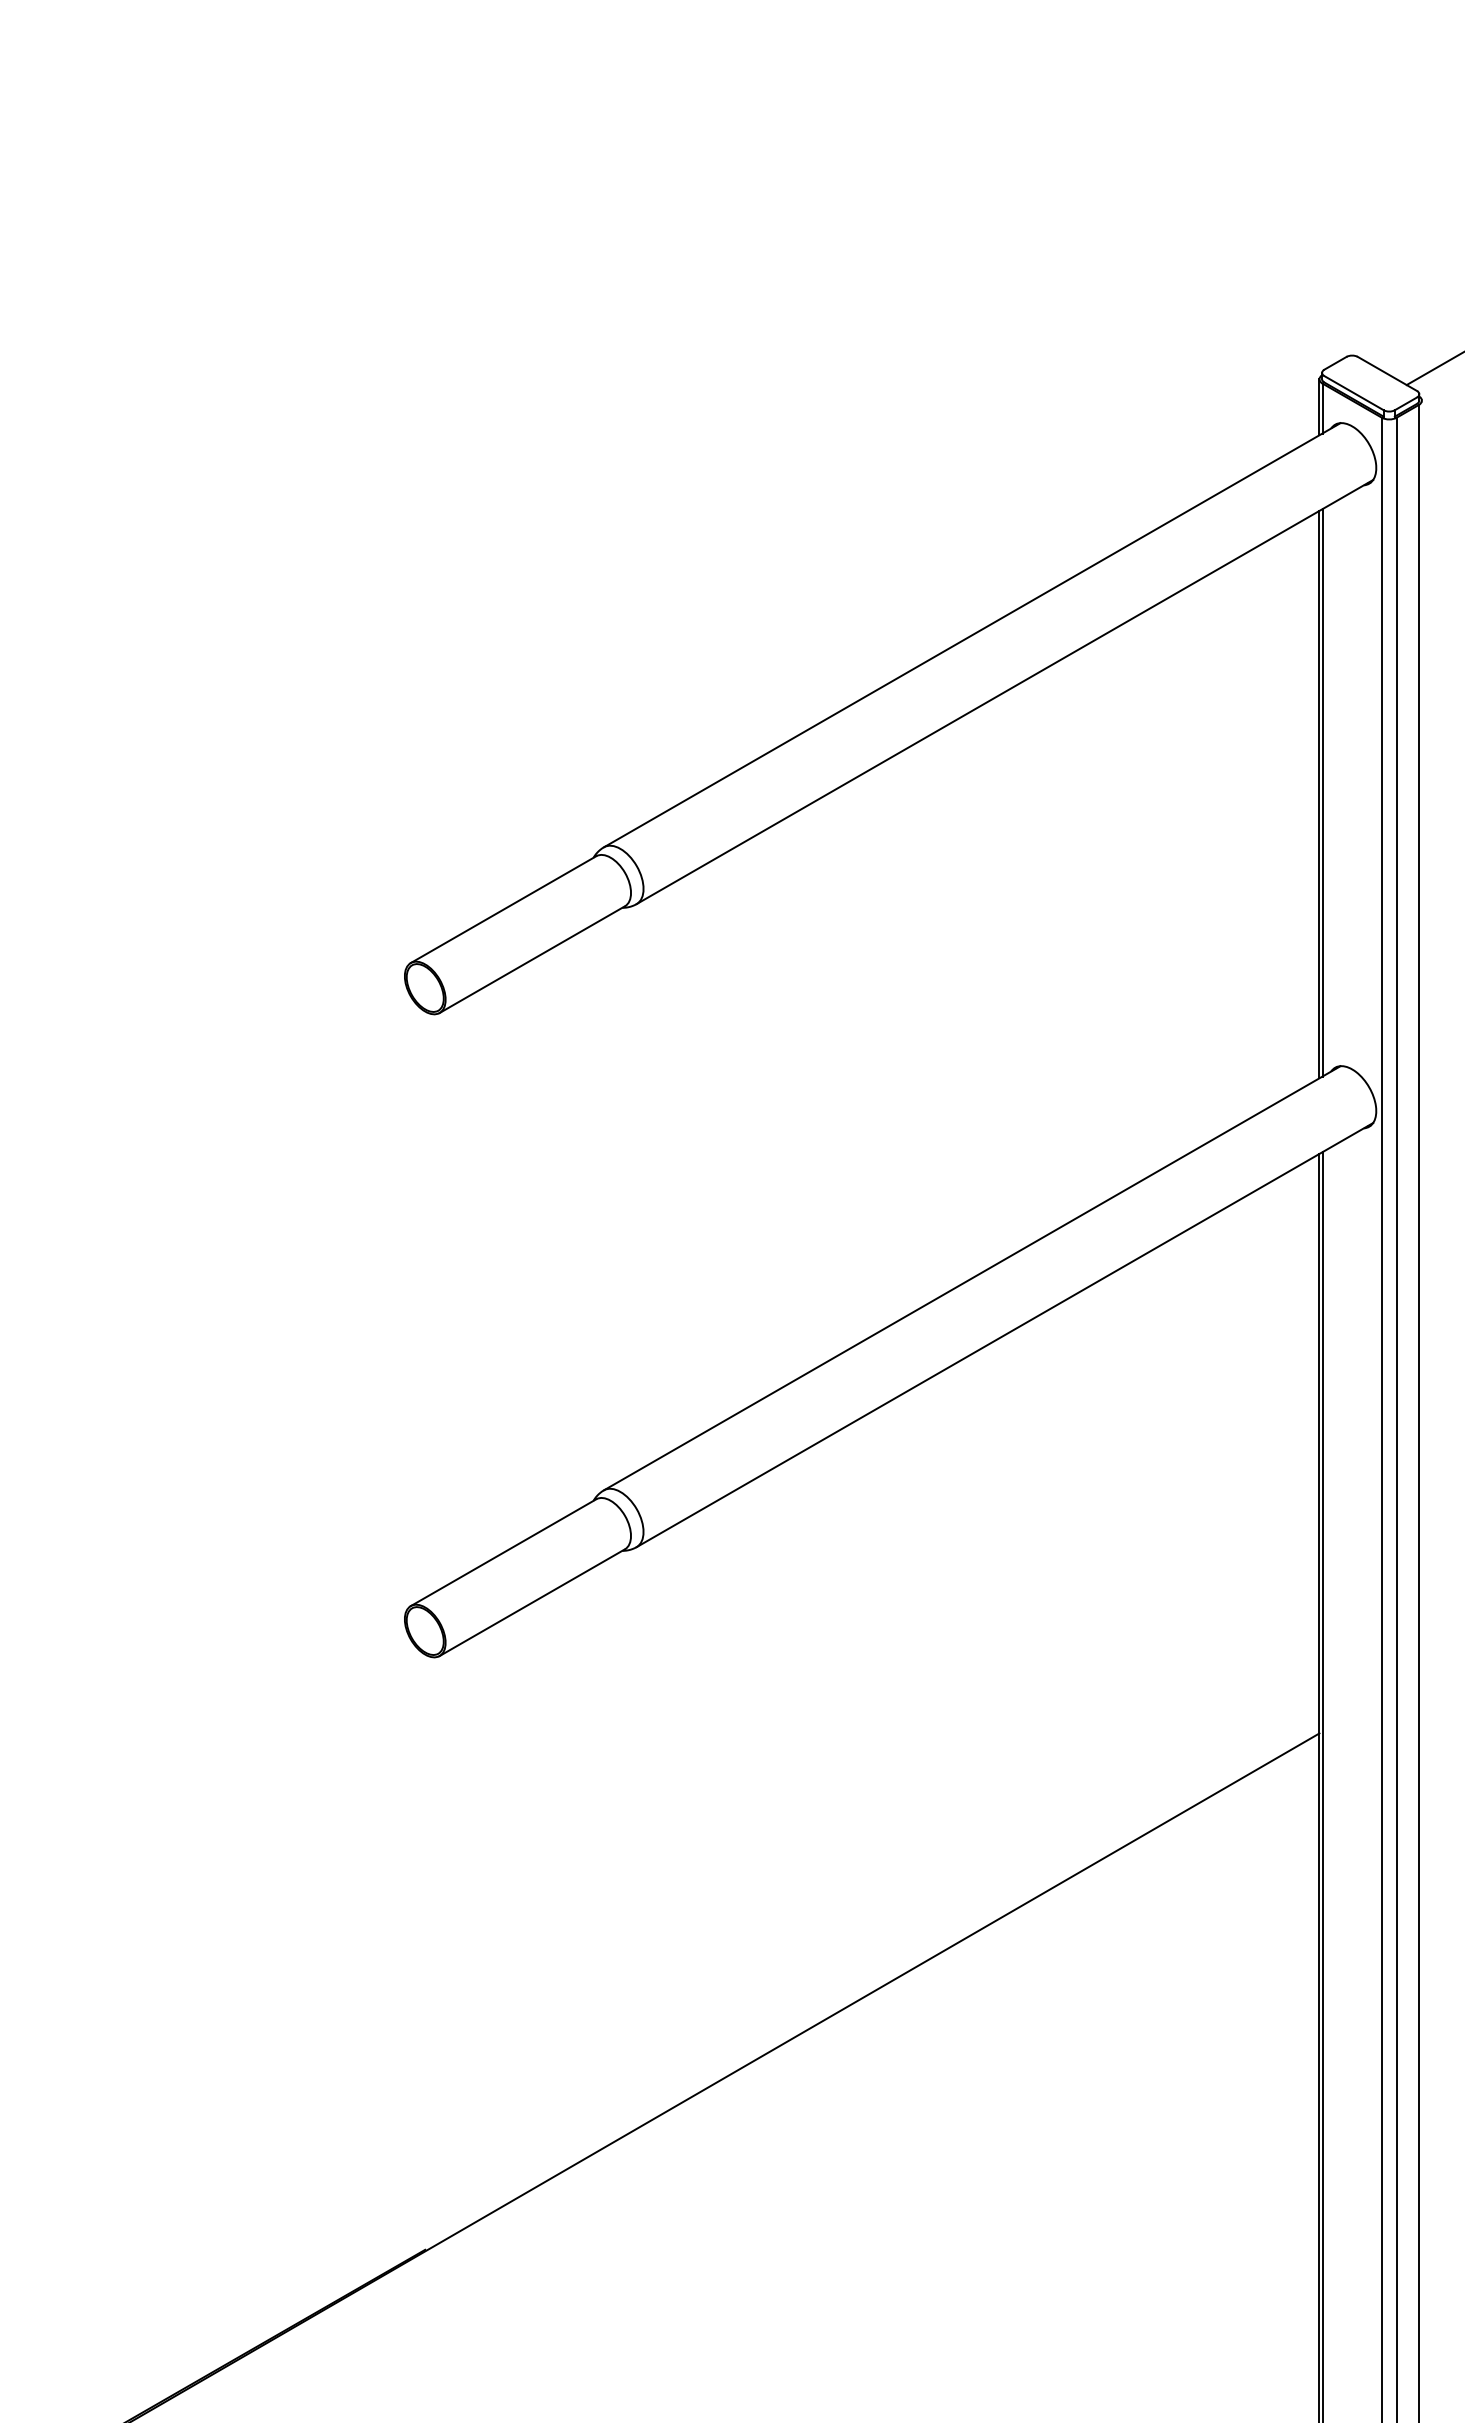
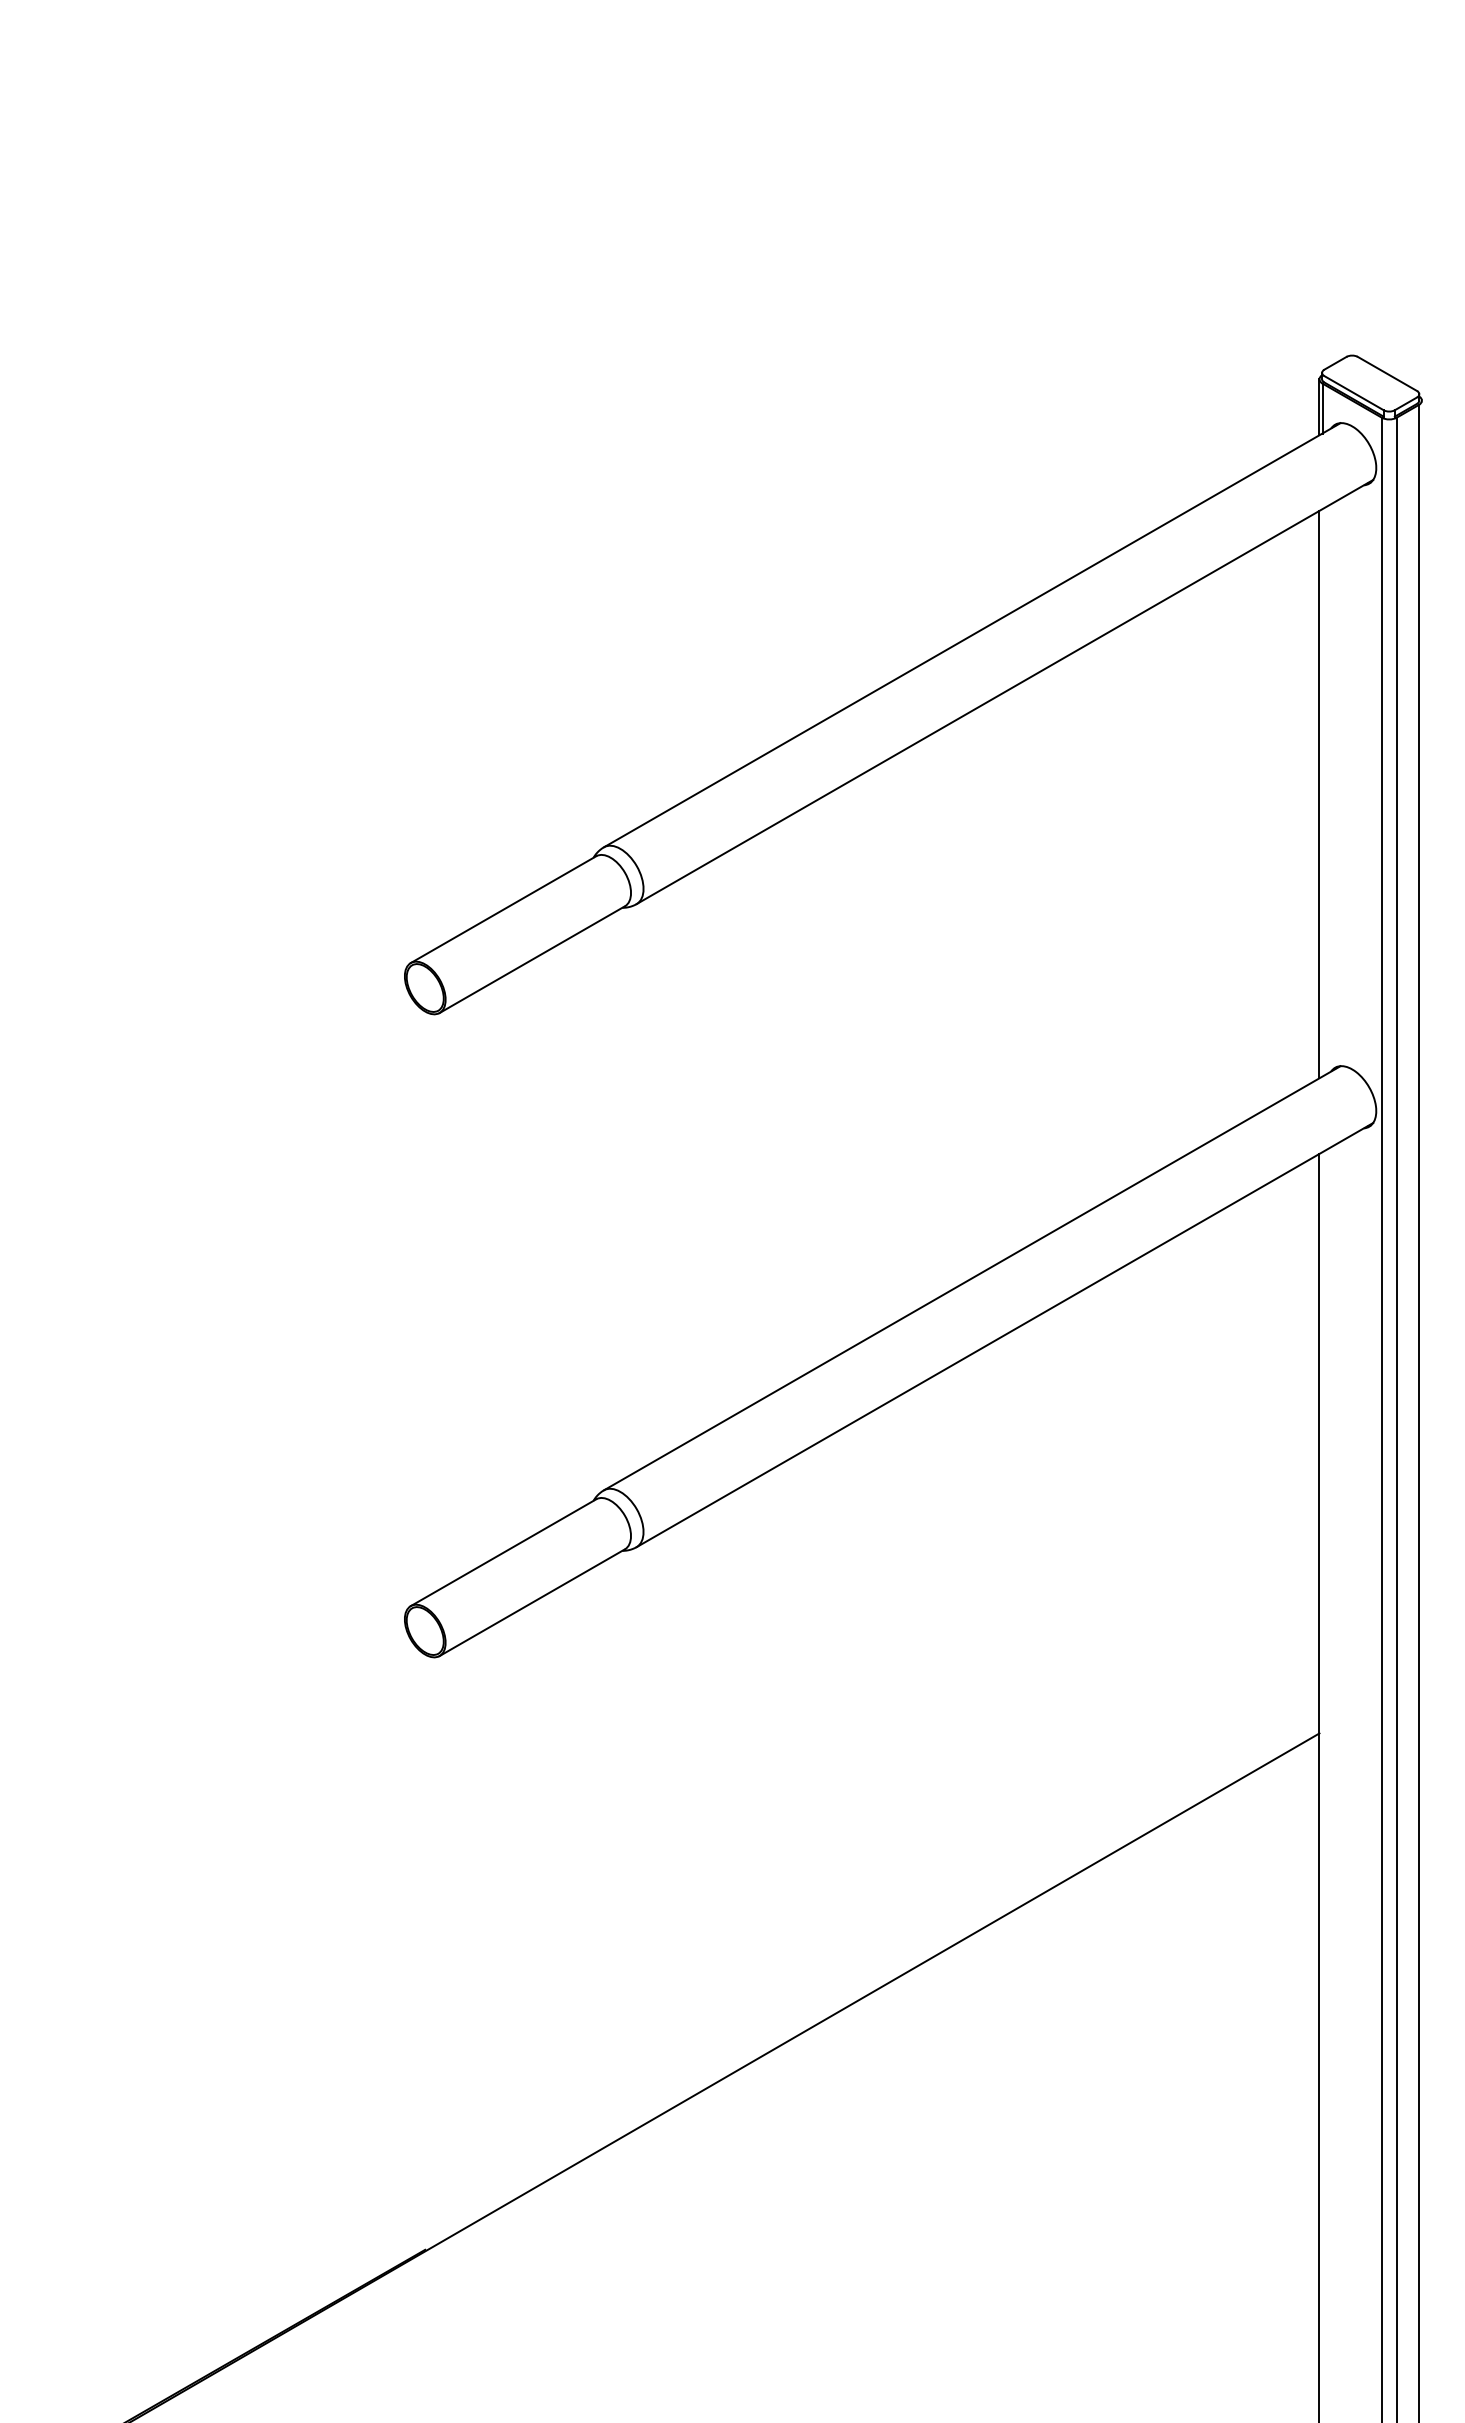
line: present -> none (1433, 369)
line: present -> none (1322, 792)
line: present -> none (1322, 1785)
